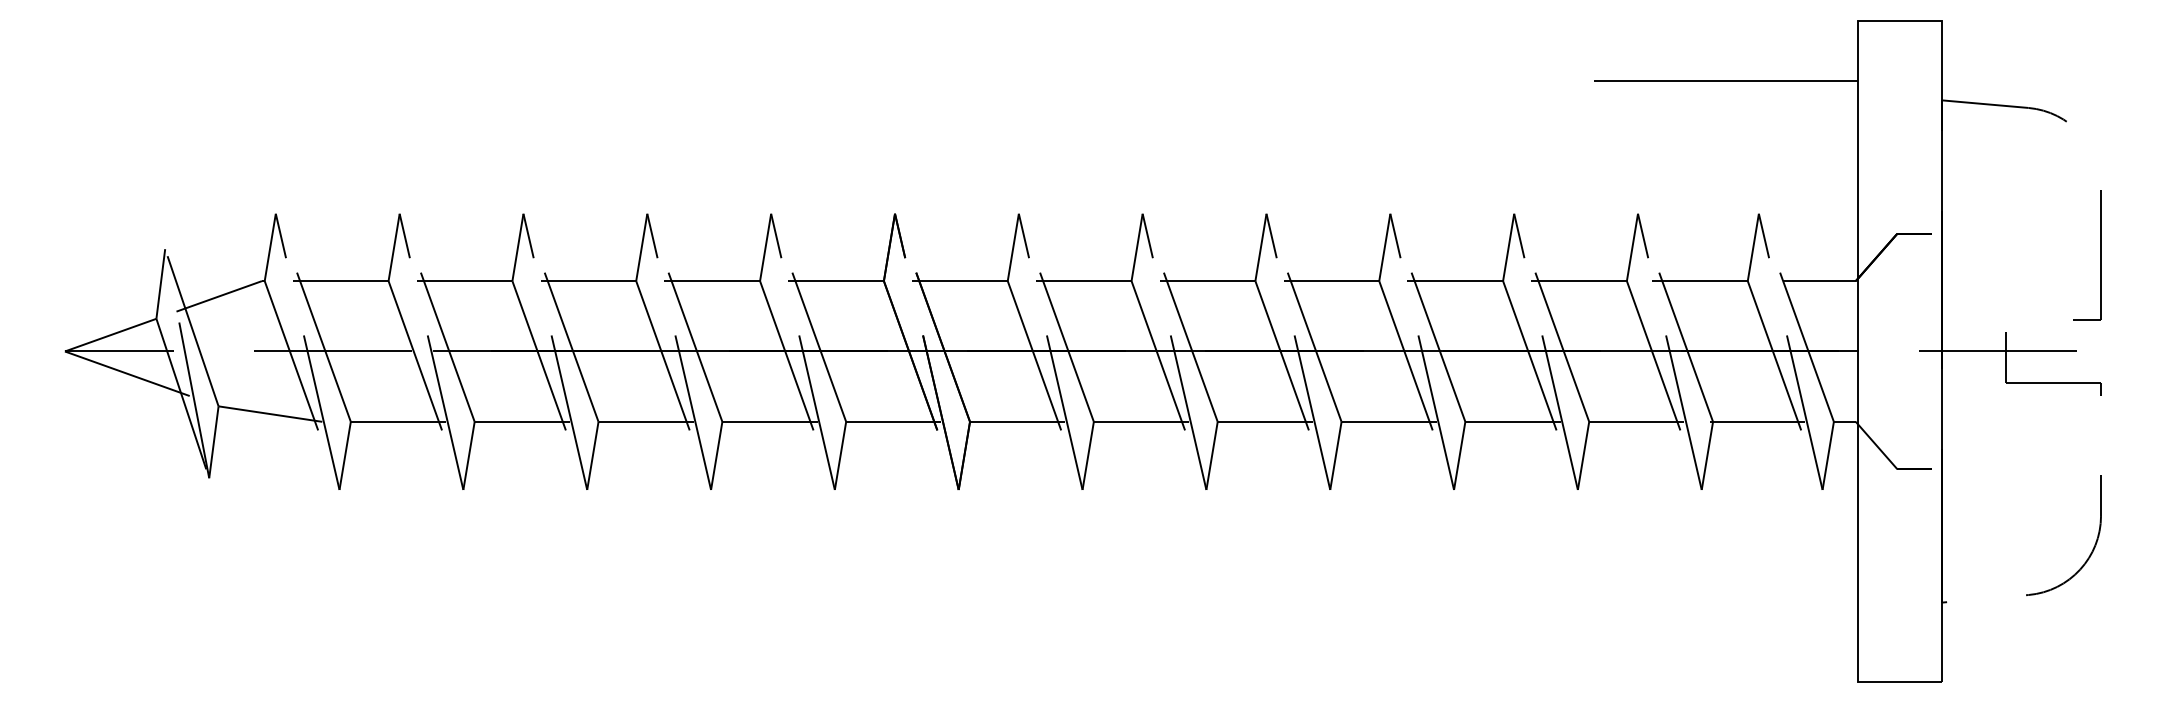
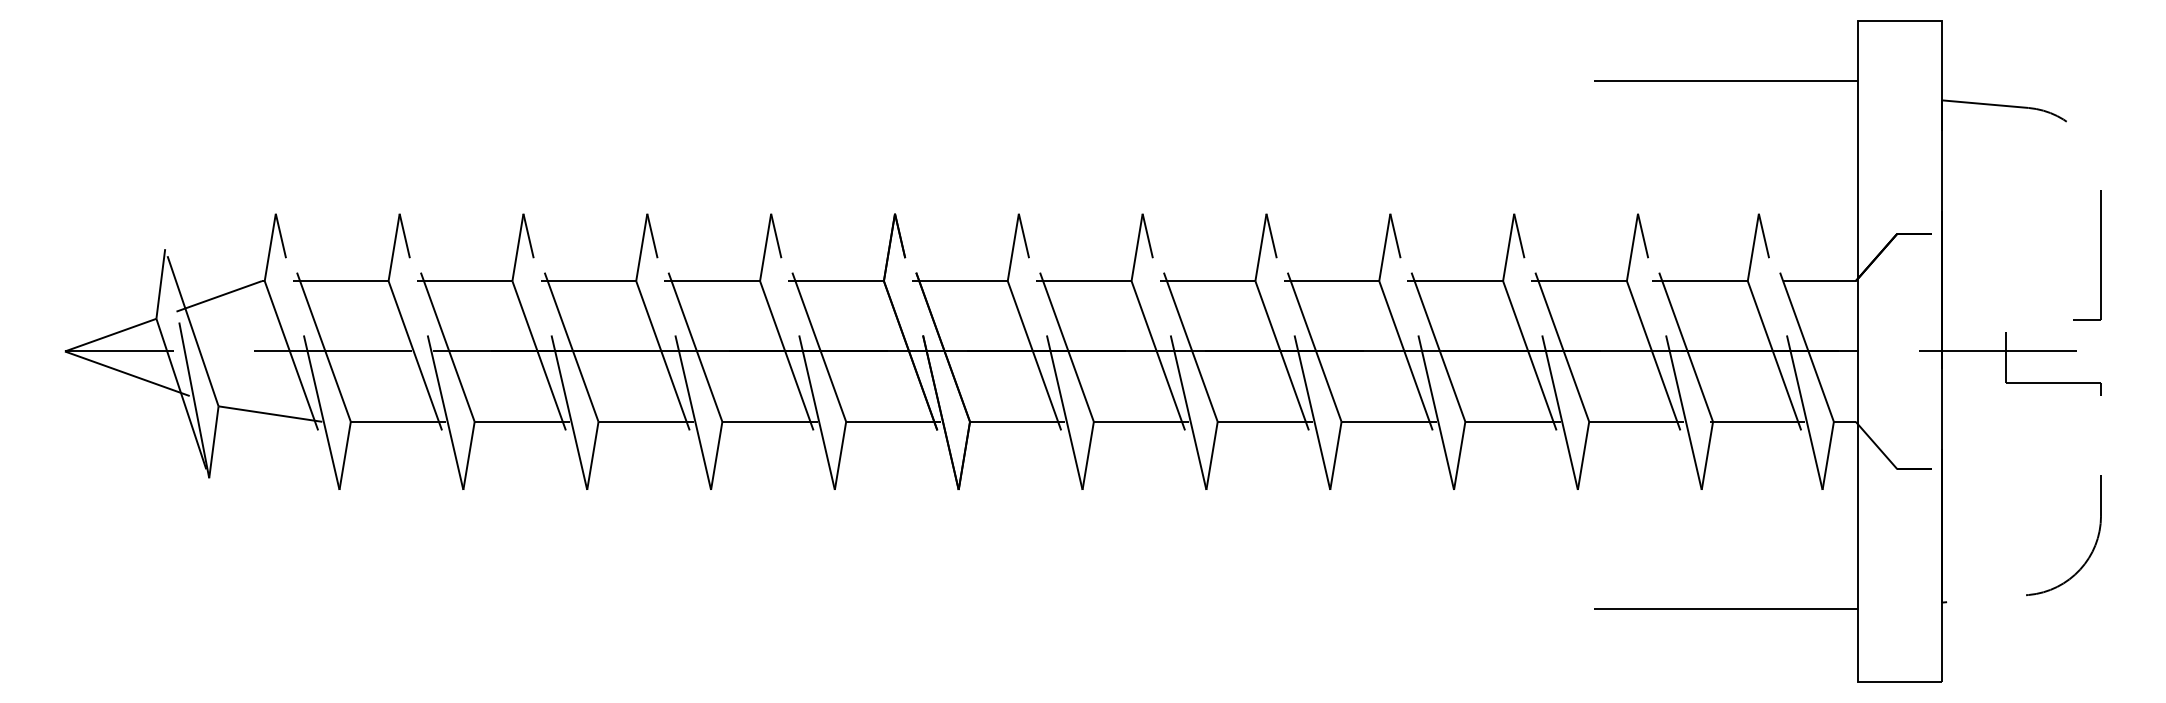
line: none -> present (1725, 609)
